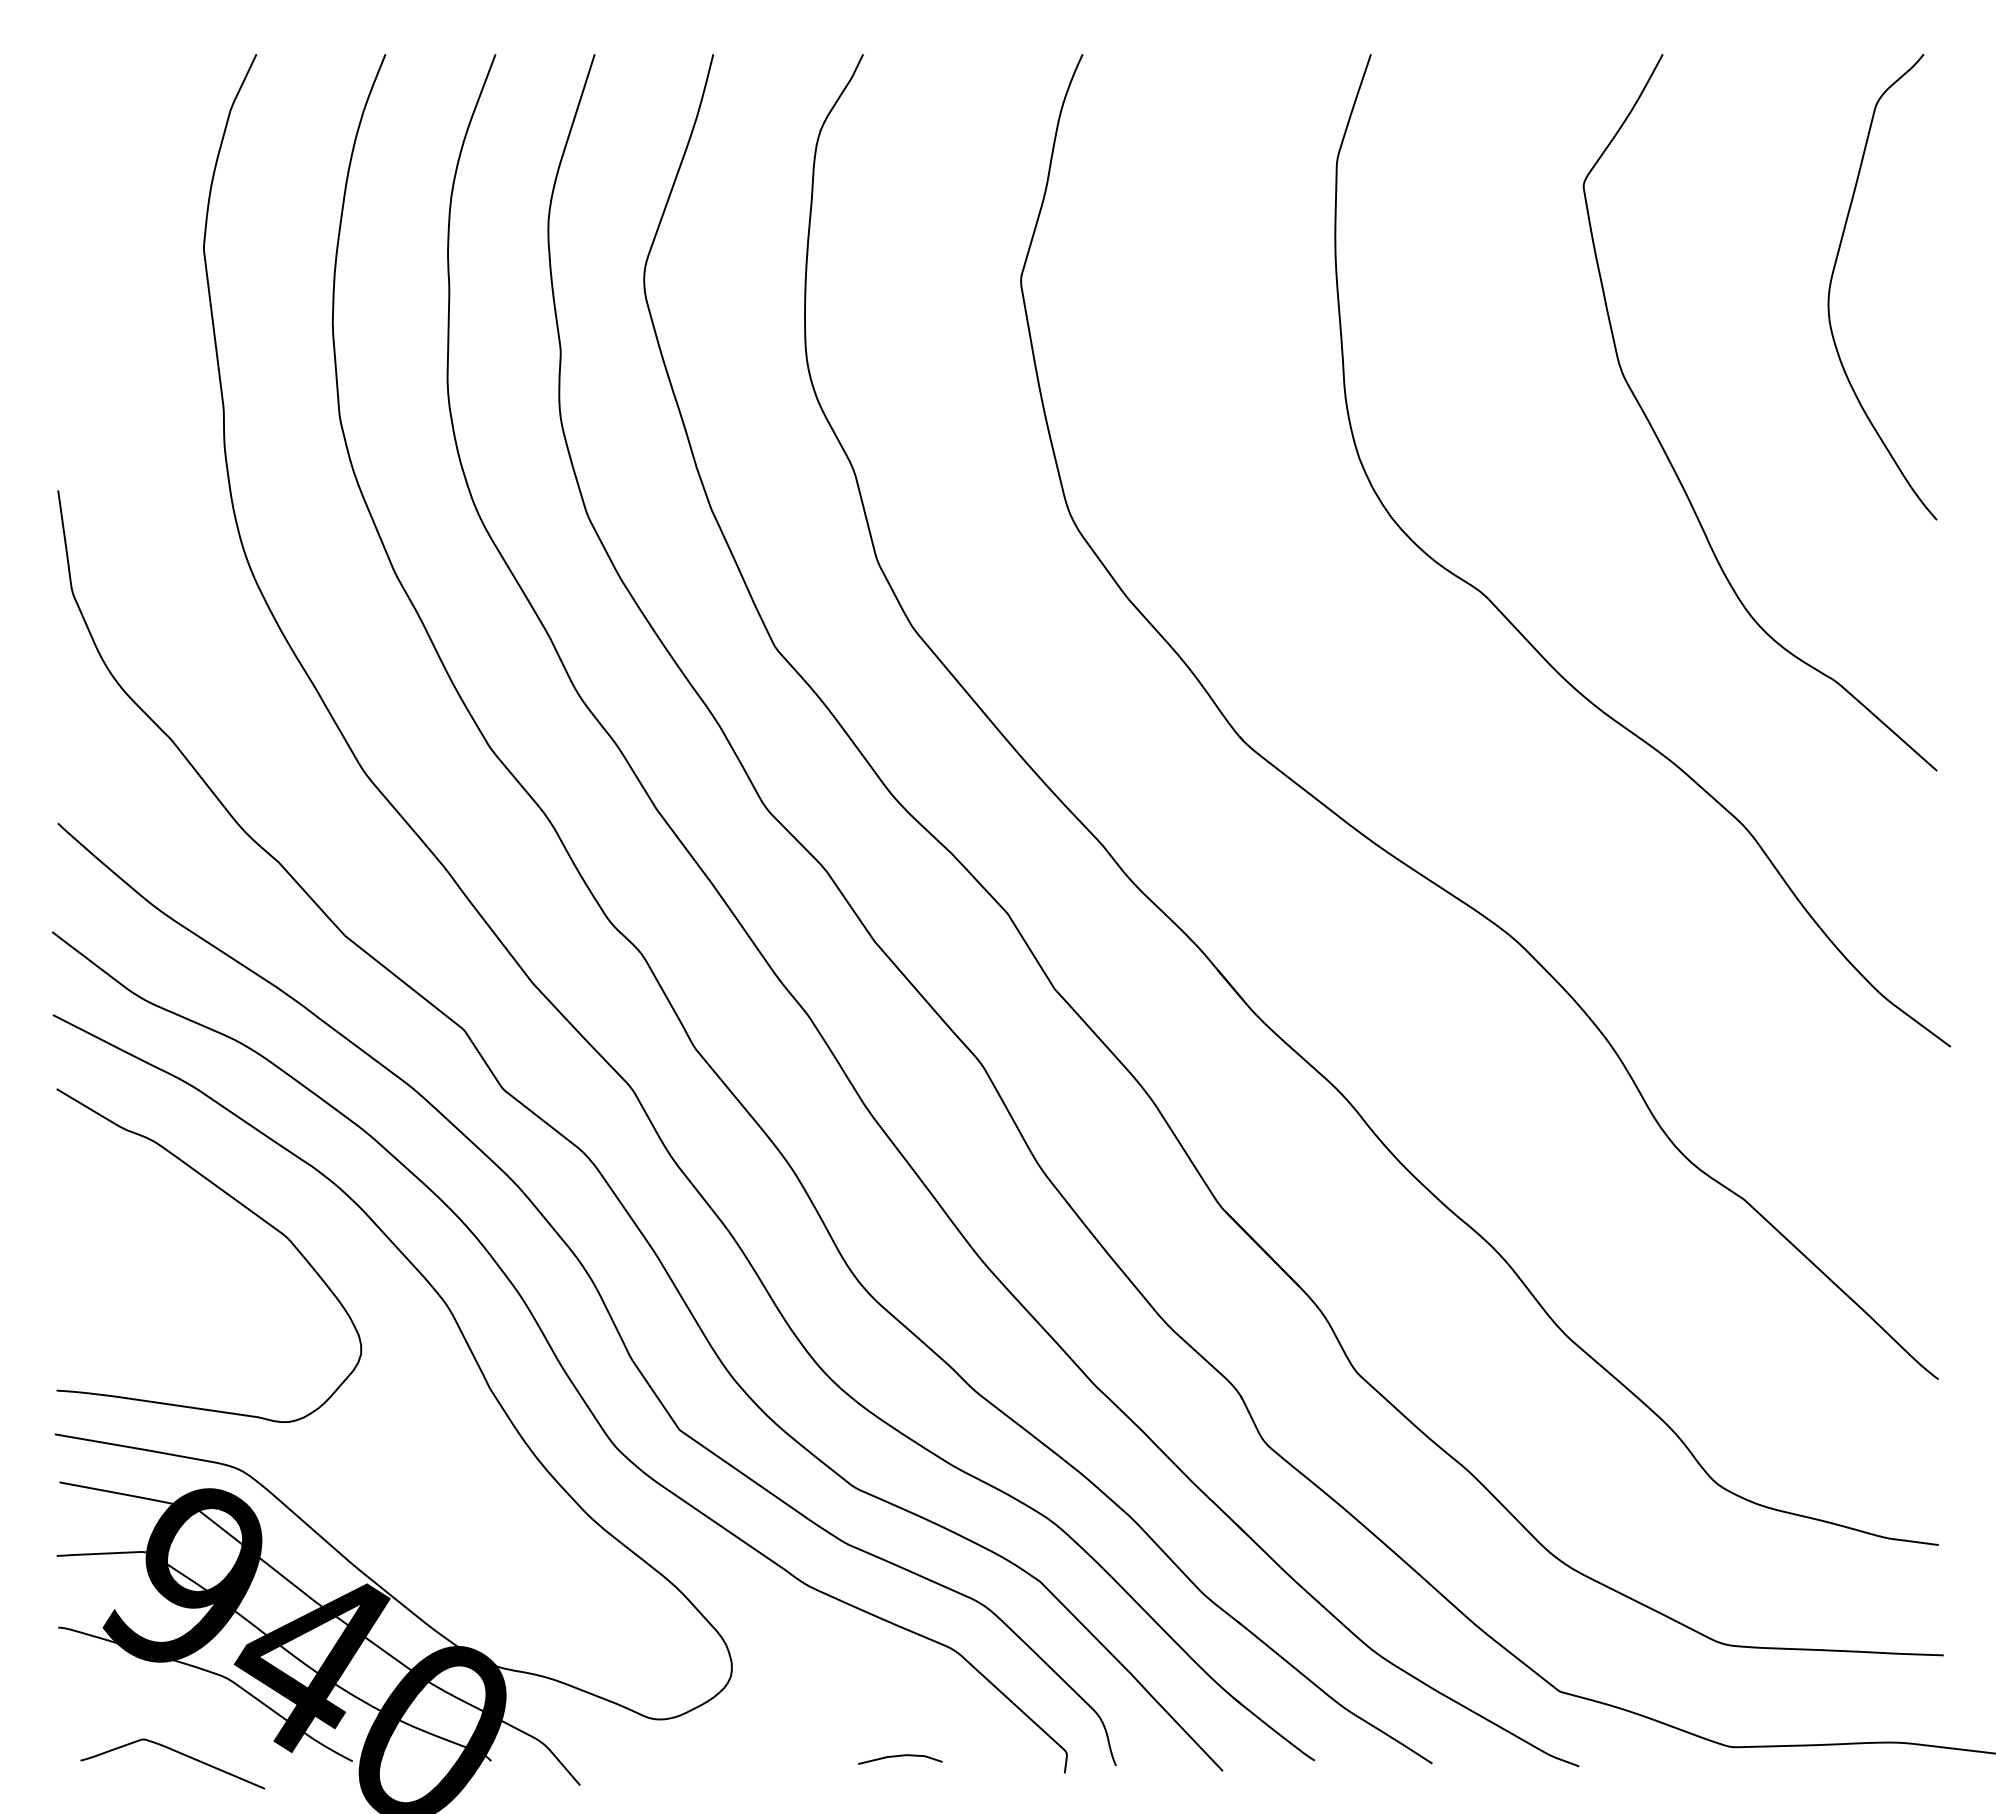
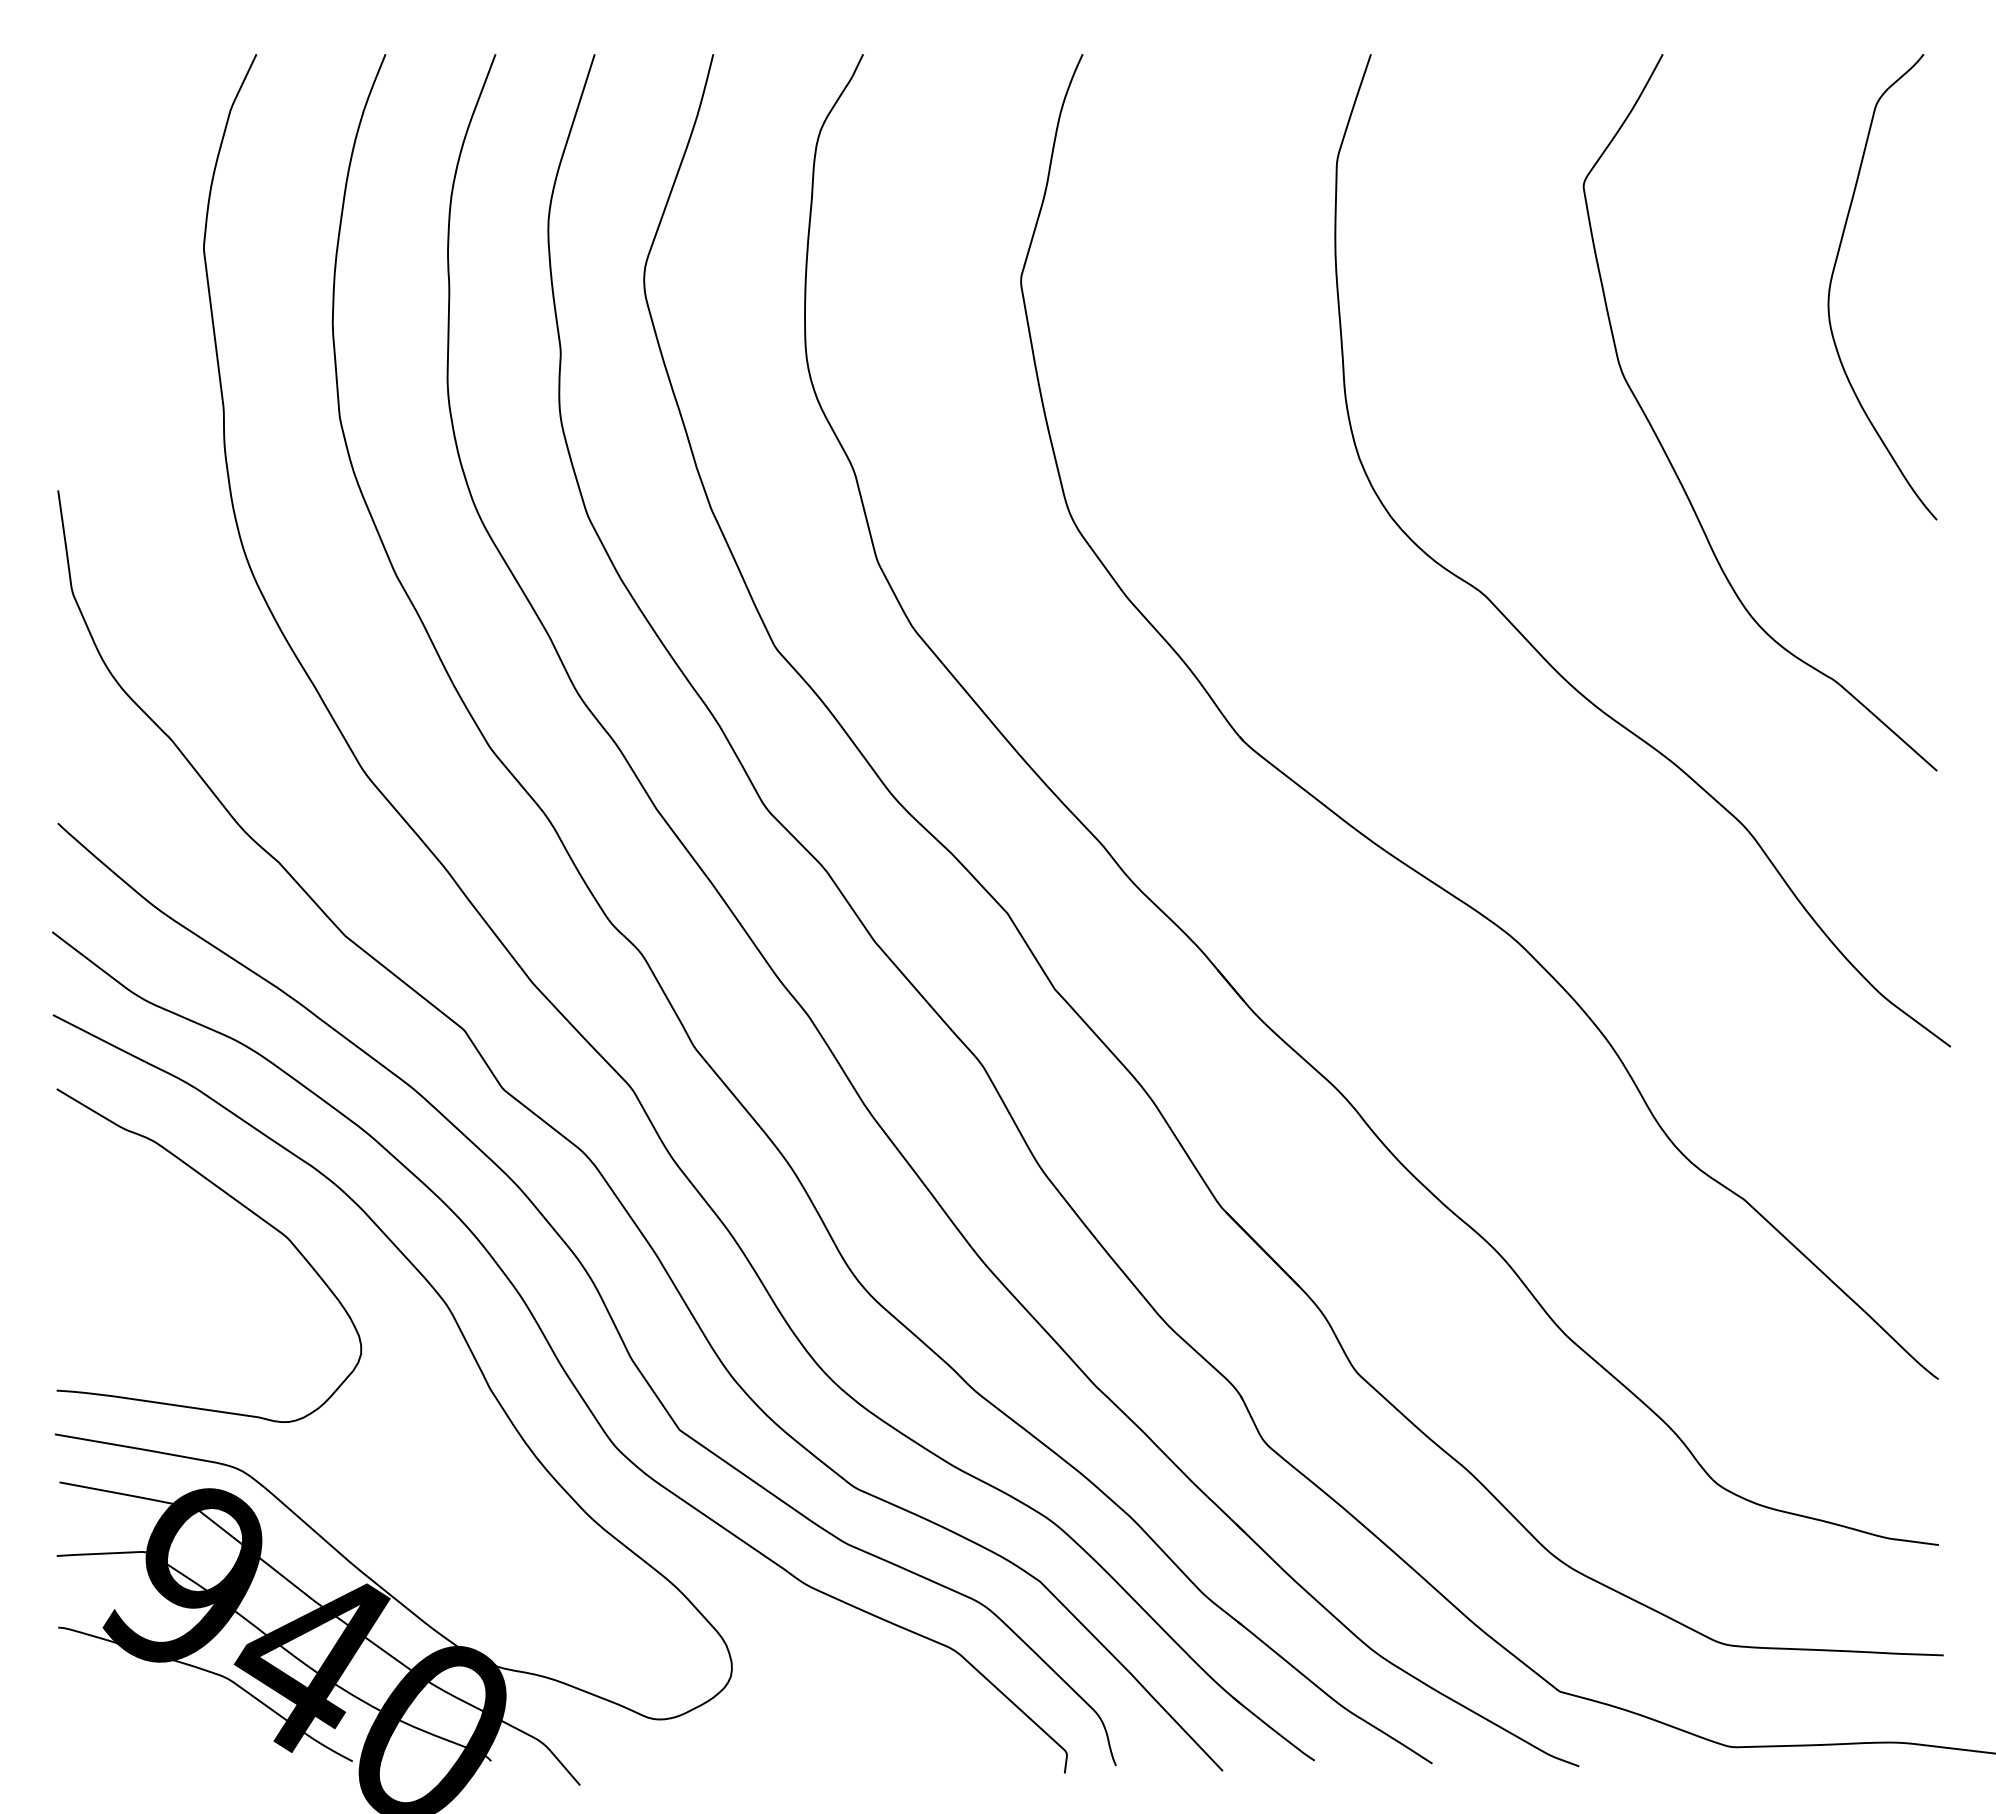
curve: present -> none (178, 1753)
line: present -> none (900, 1756)
